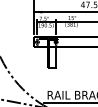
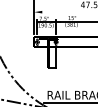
line: present -> none (63, 12)
